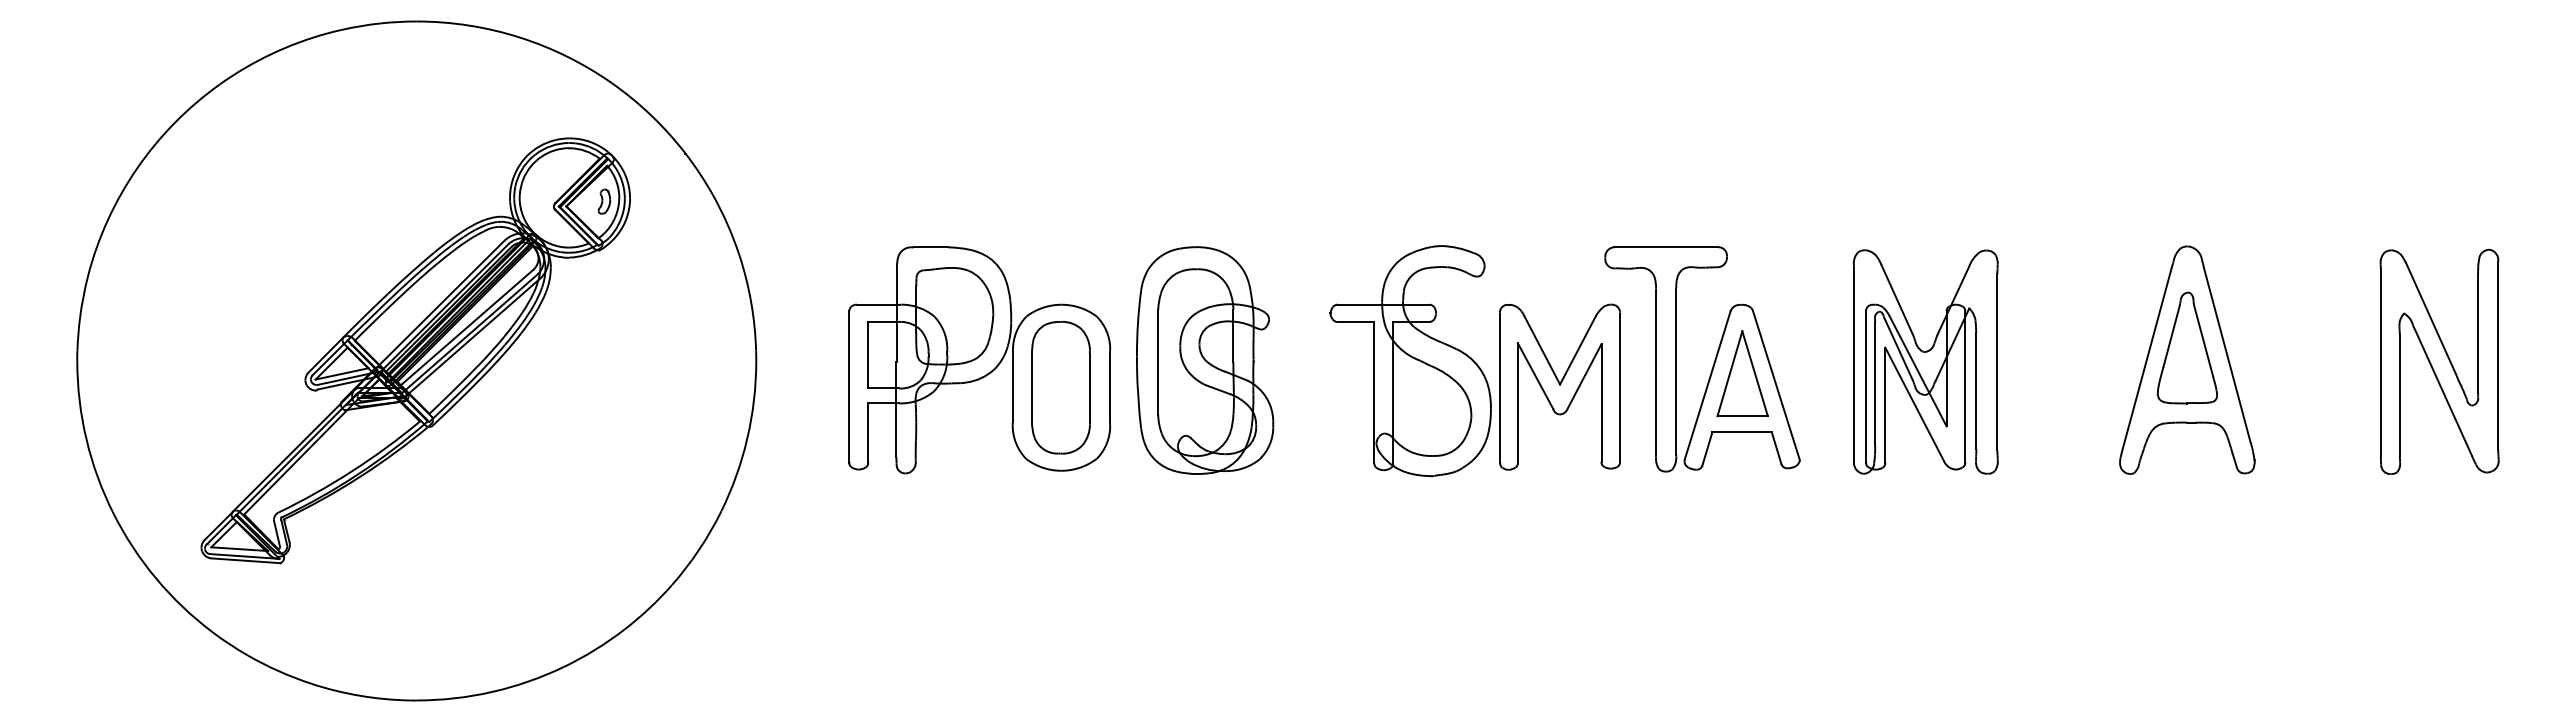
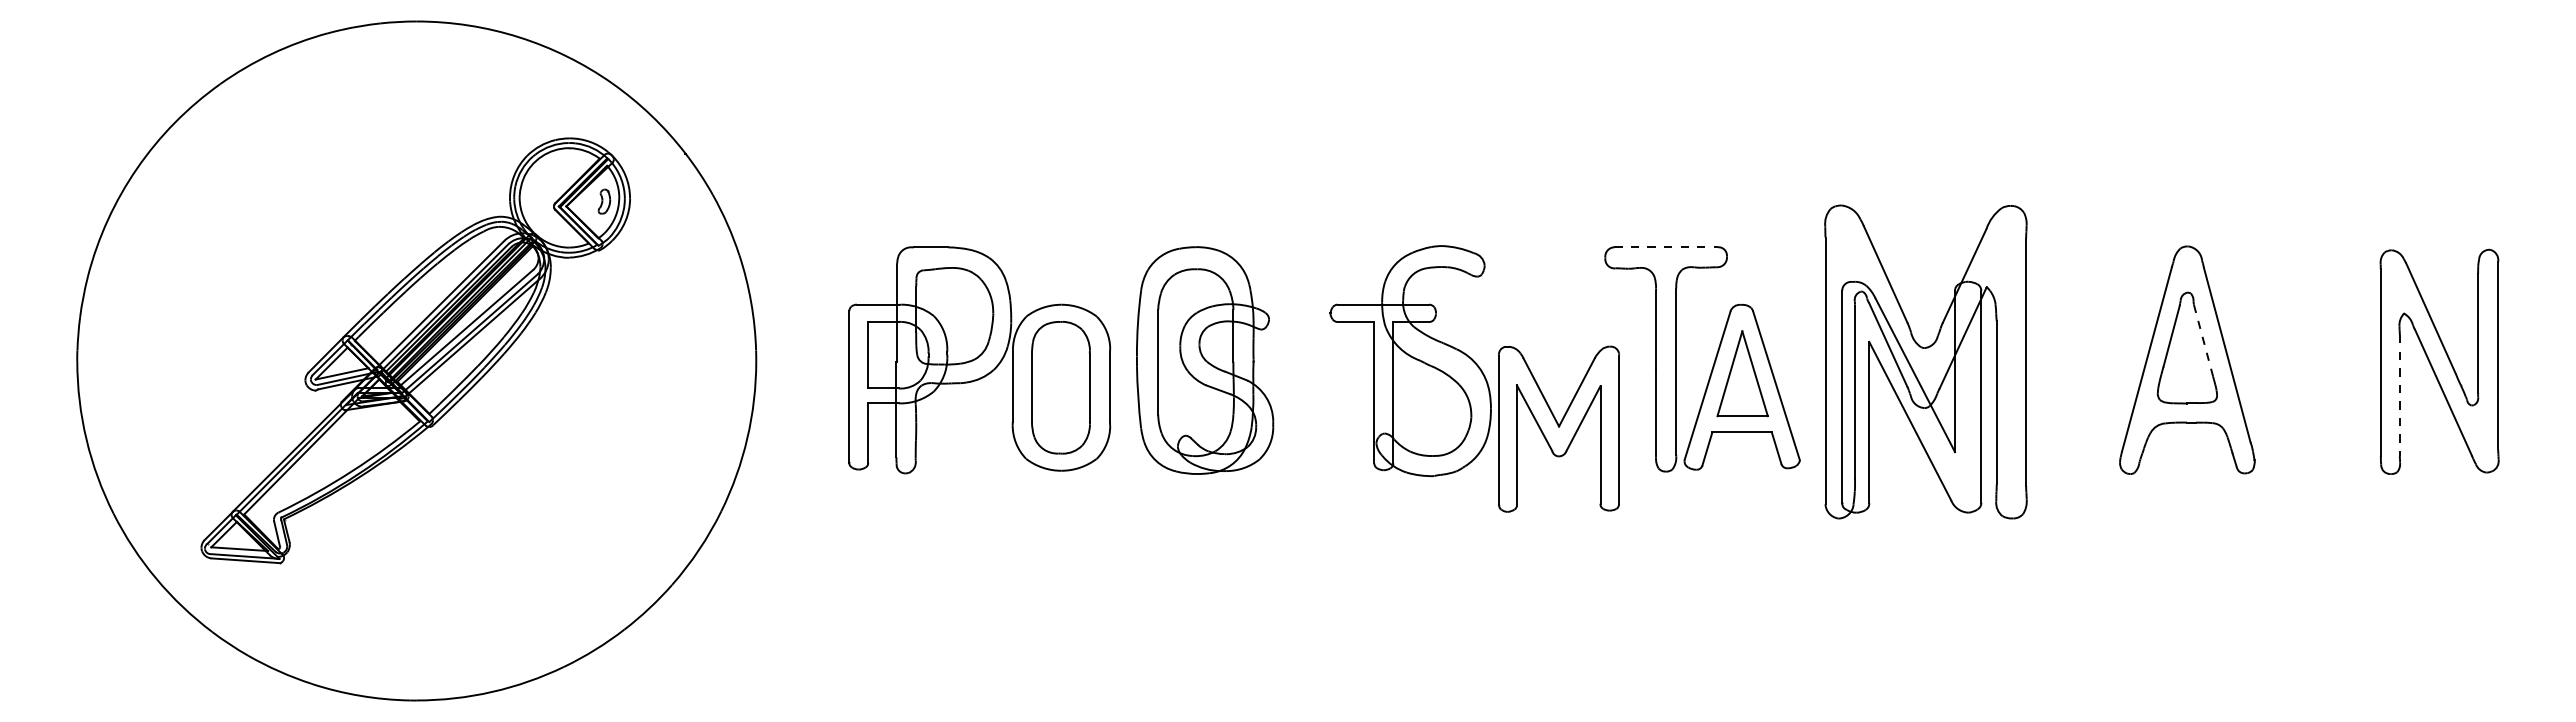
line: solid -> dashed (1666, 247)
line: solid -> dashed (2203, 340)
part size: 147x226 px -> 204x316 px (1925, 361)
part position: (1559, 386) -> (1558, 428) (1558, 428)
line: solid -> dashed (2399, 395)
